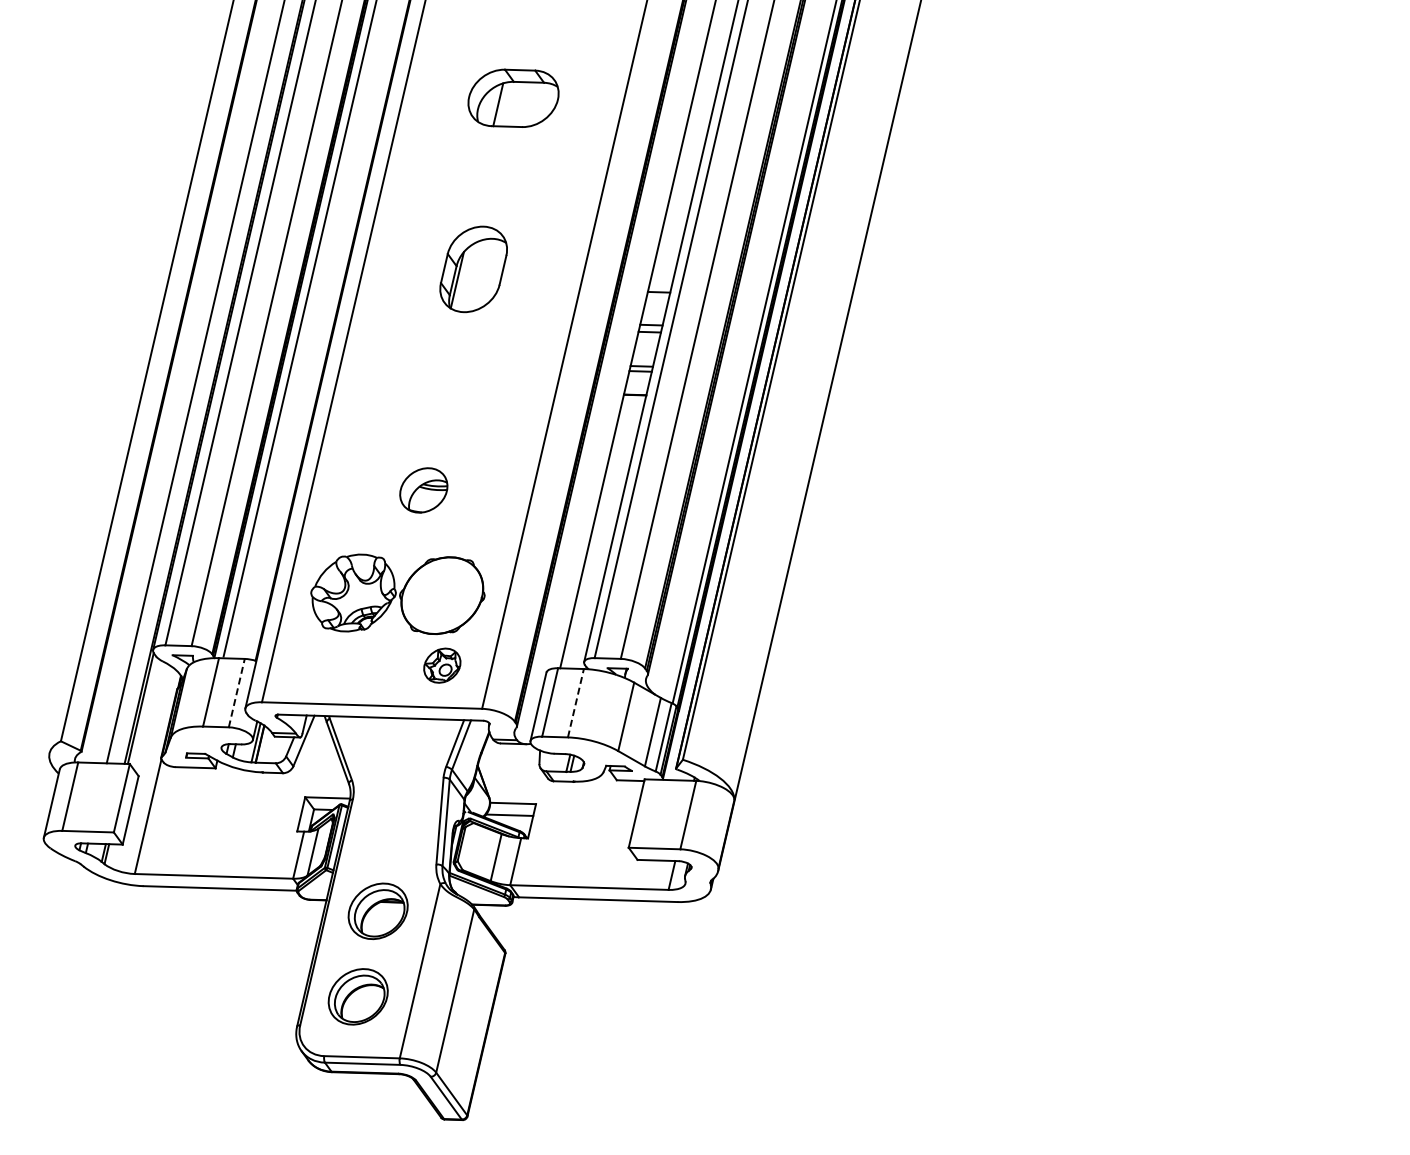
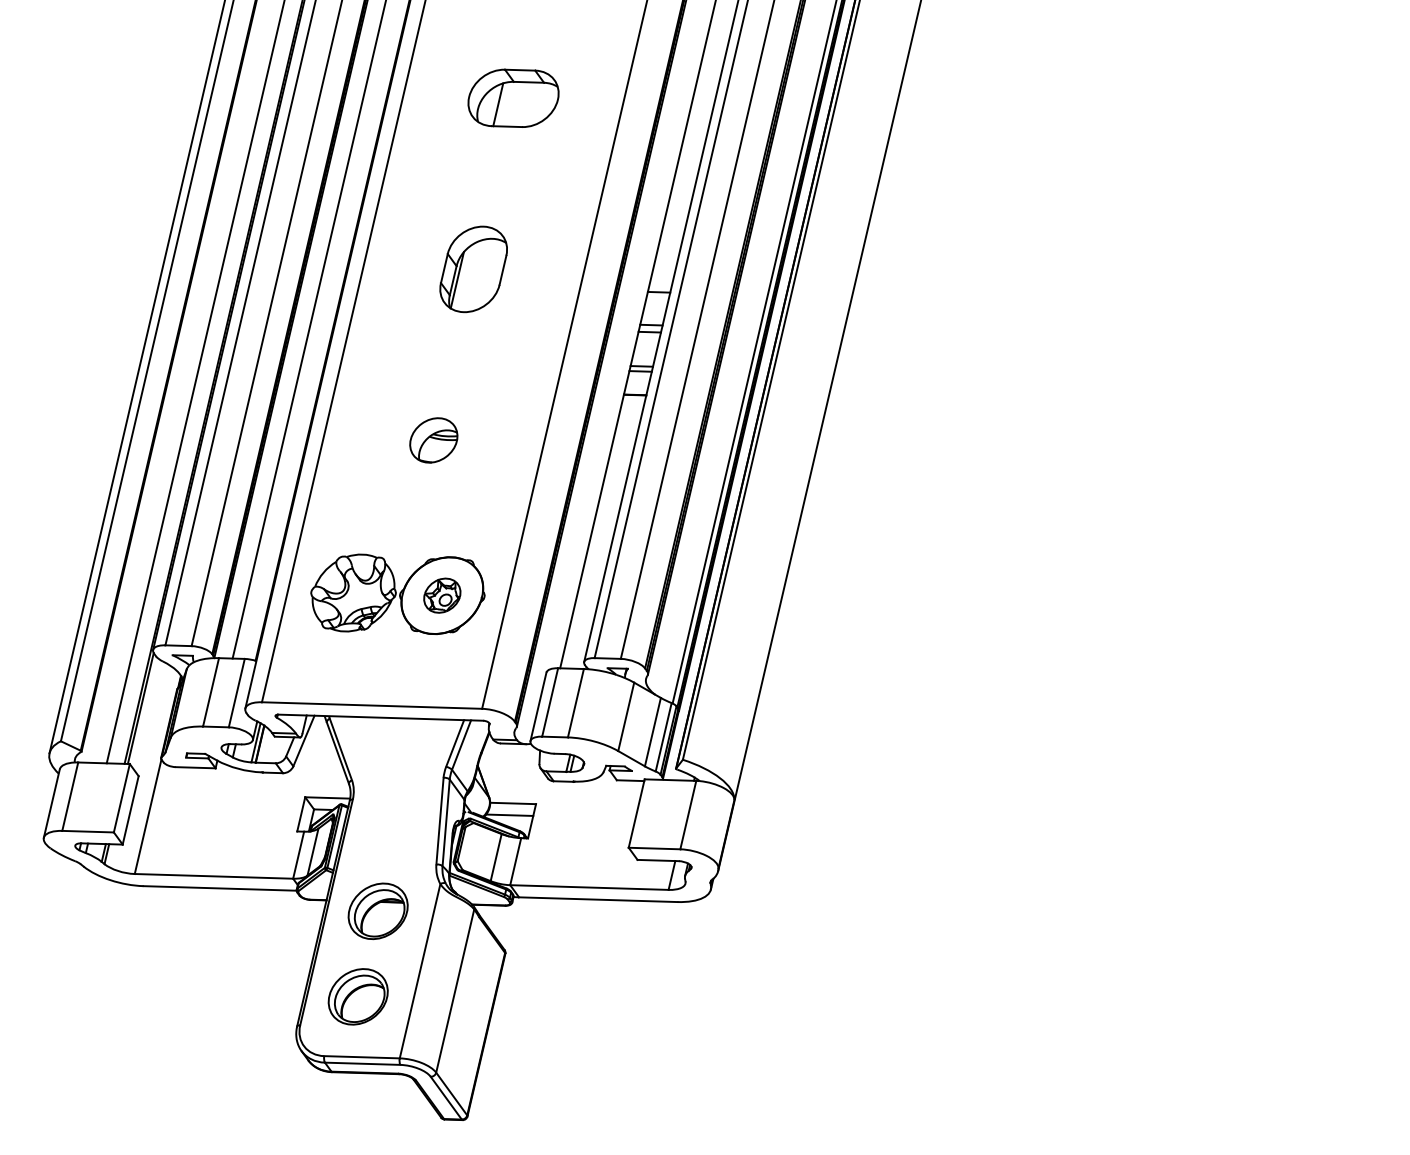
line position: (299, 329) -> (308, 330) (308, 330)
line: none -> present (136, 377)
part position: (423, 490) -> (433, 440) (433, 440)
part position: (442, 665) -> (442, 595) (442, 595)
line: dashed -> solid (236, 692)
line: dashed -> solid (576, 702)
